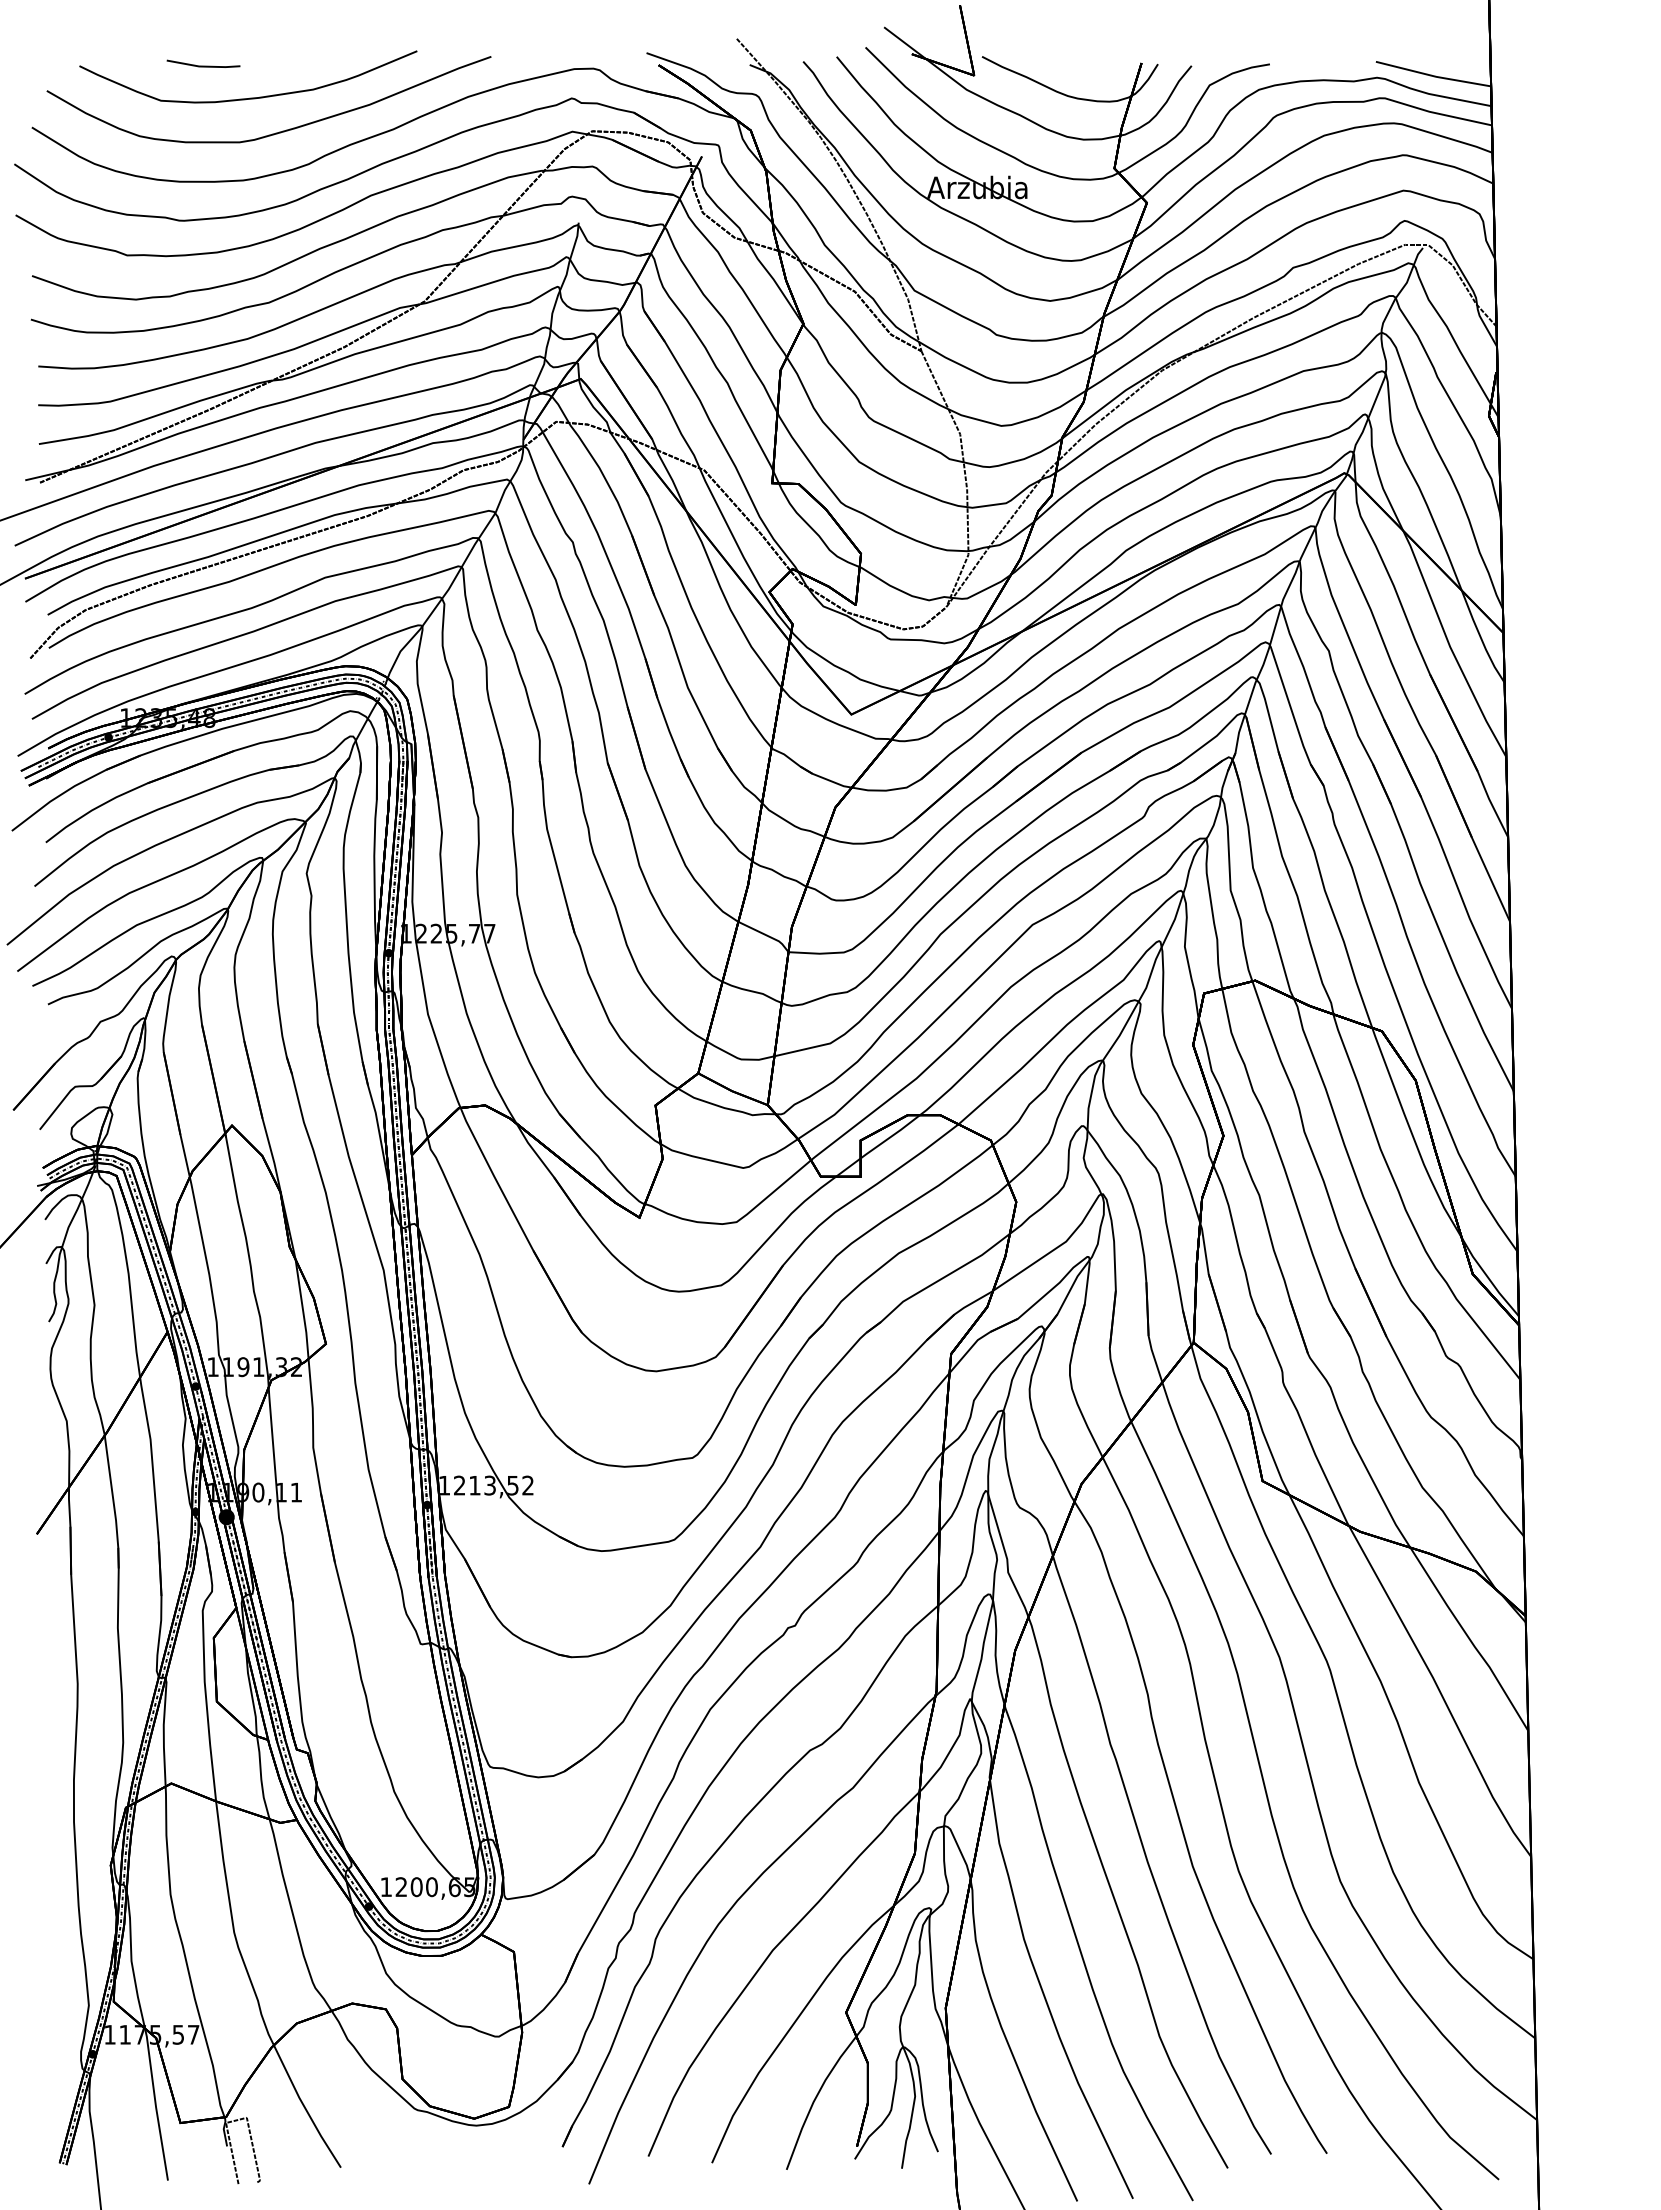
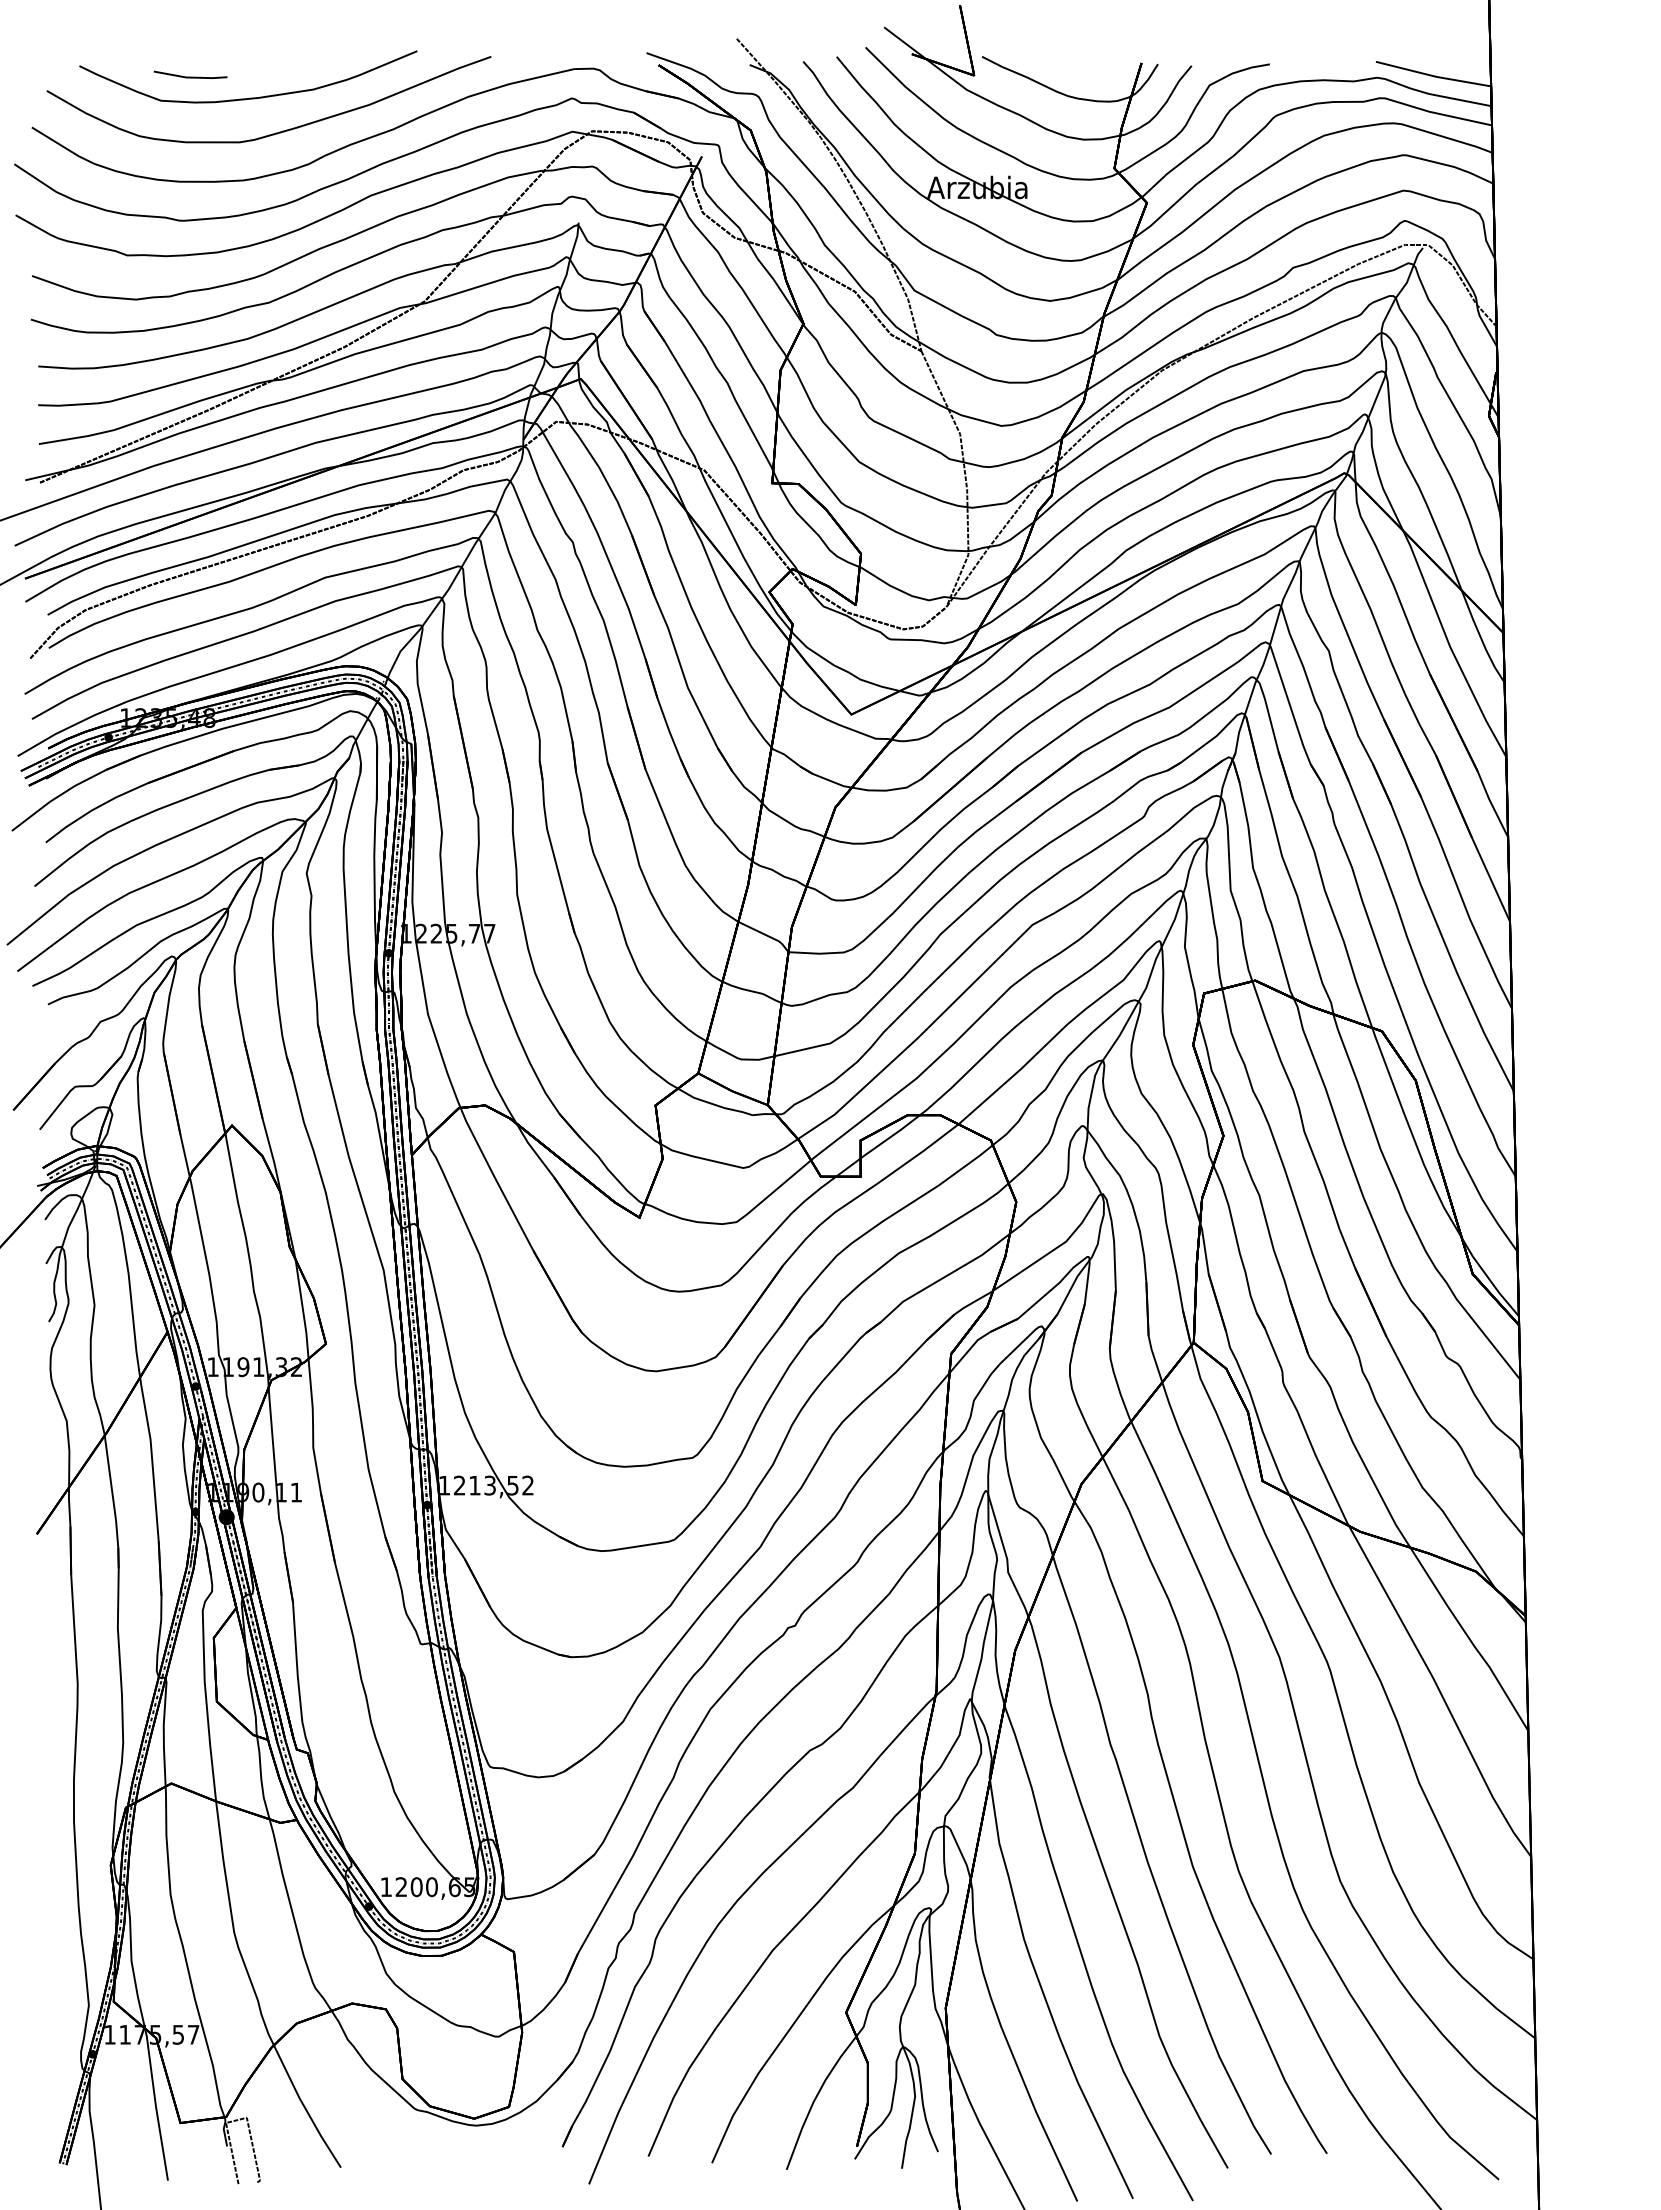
line position: (203, 65) -> (190, 76) (190, 76)
